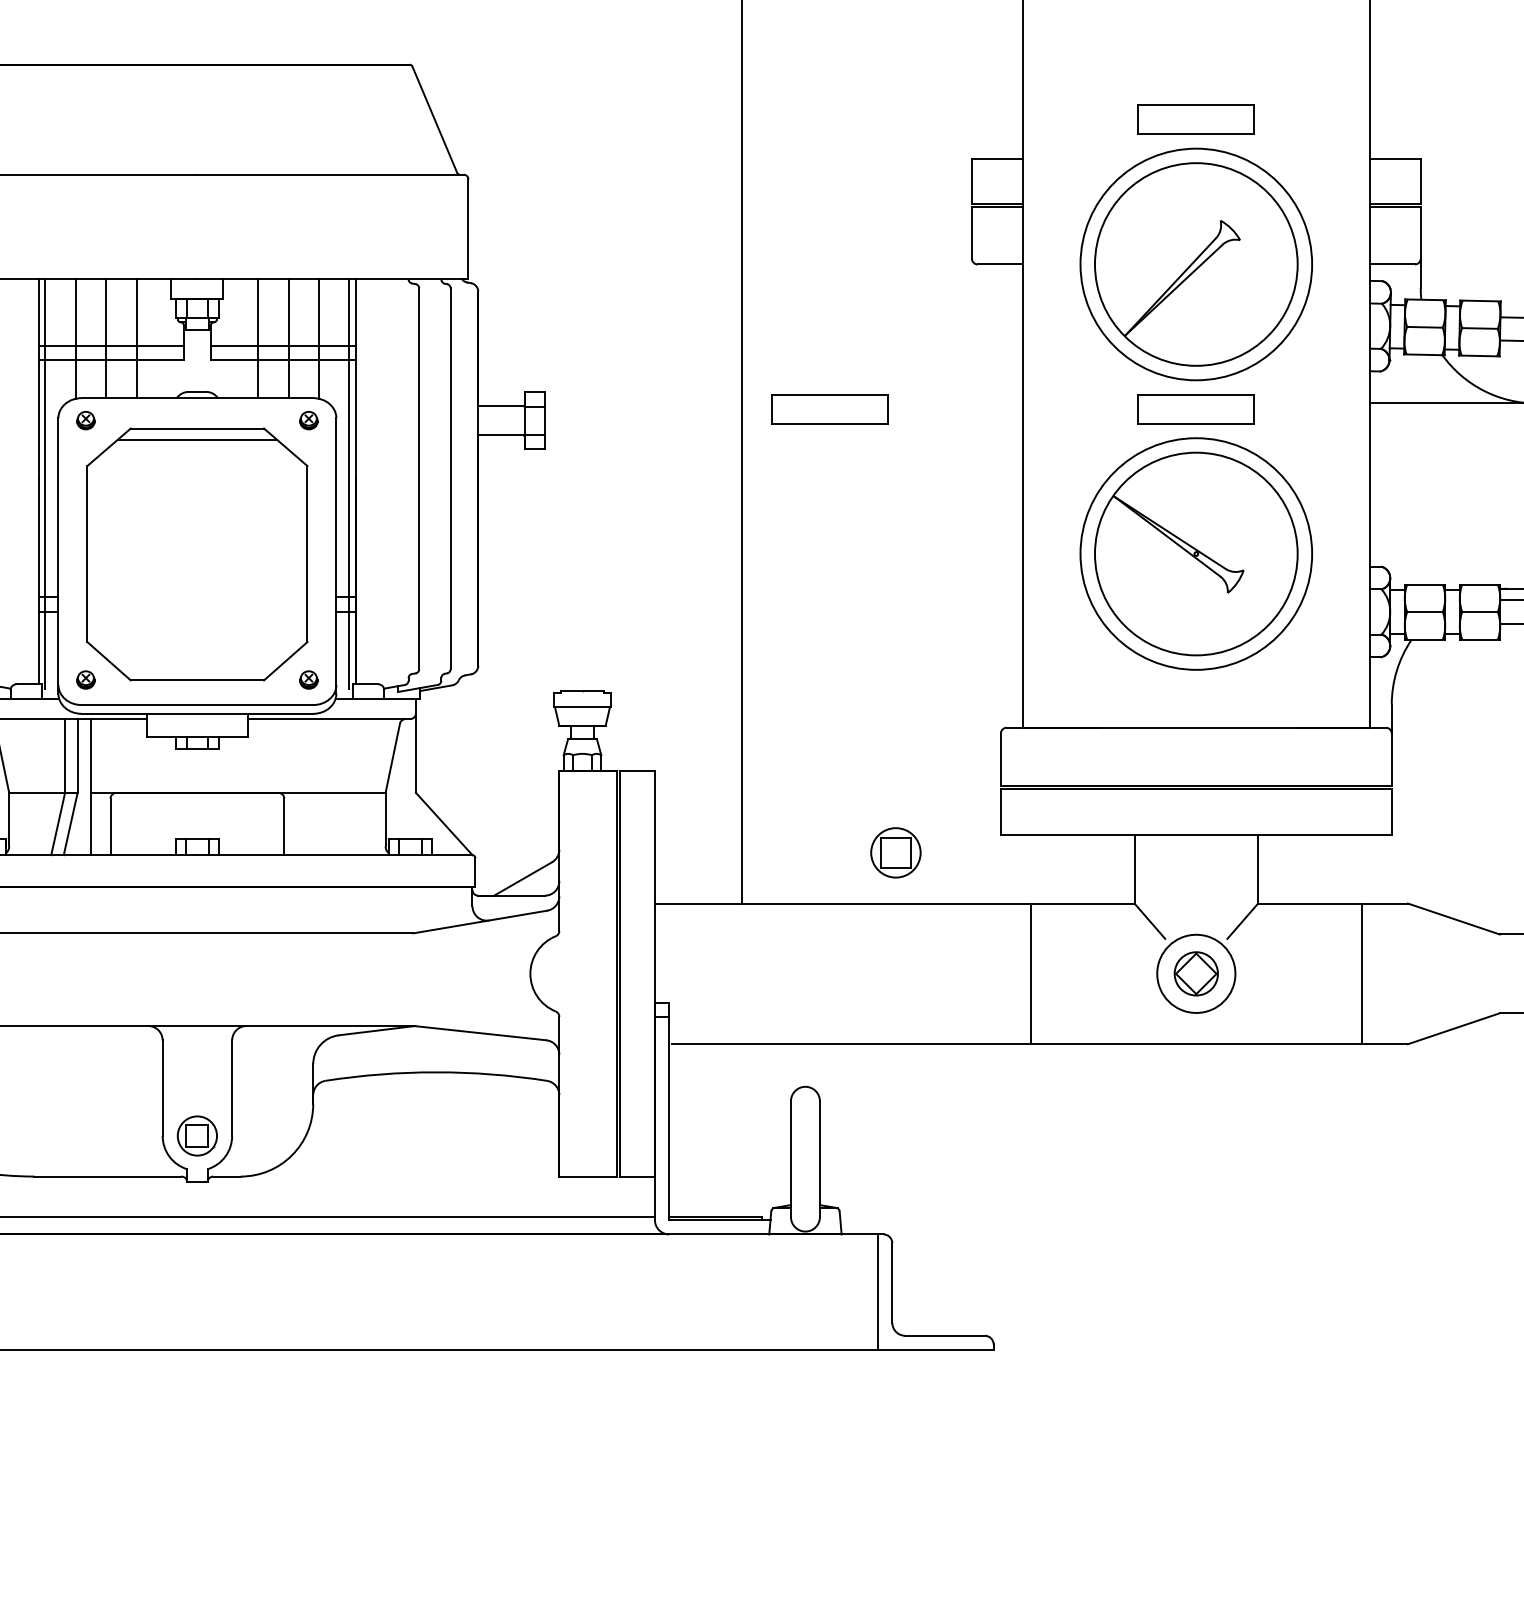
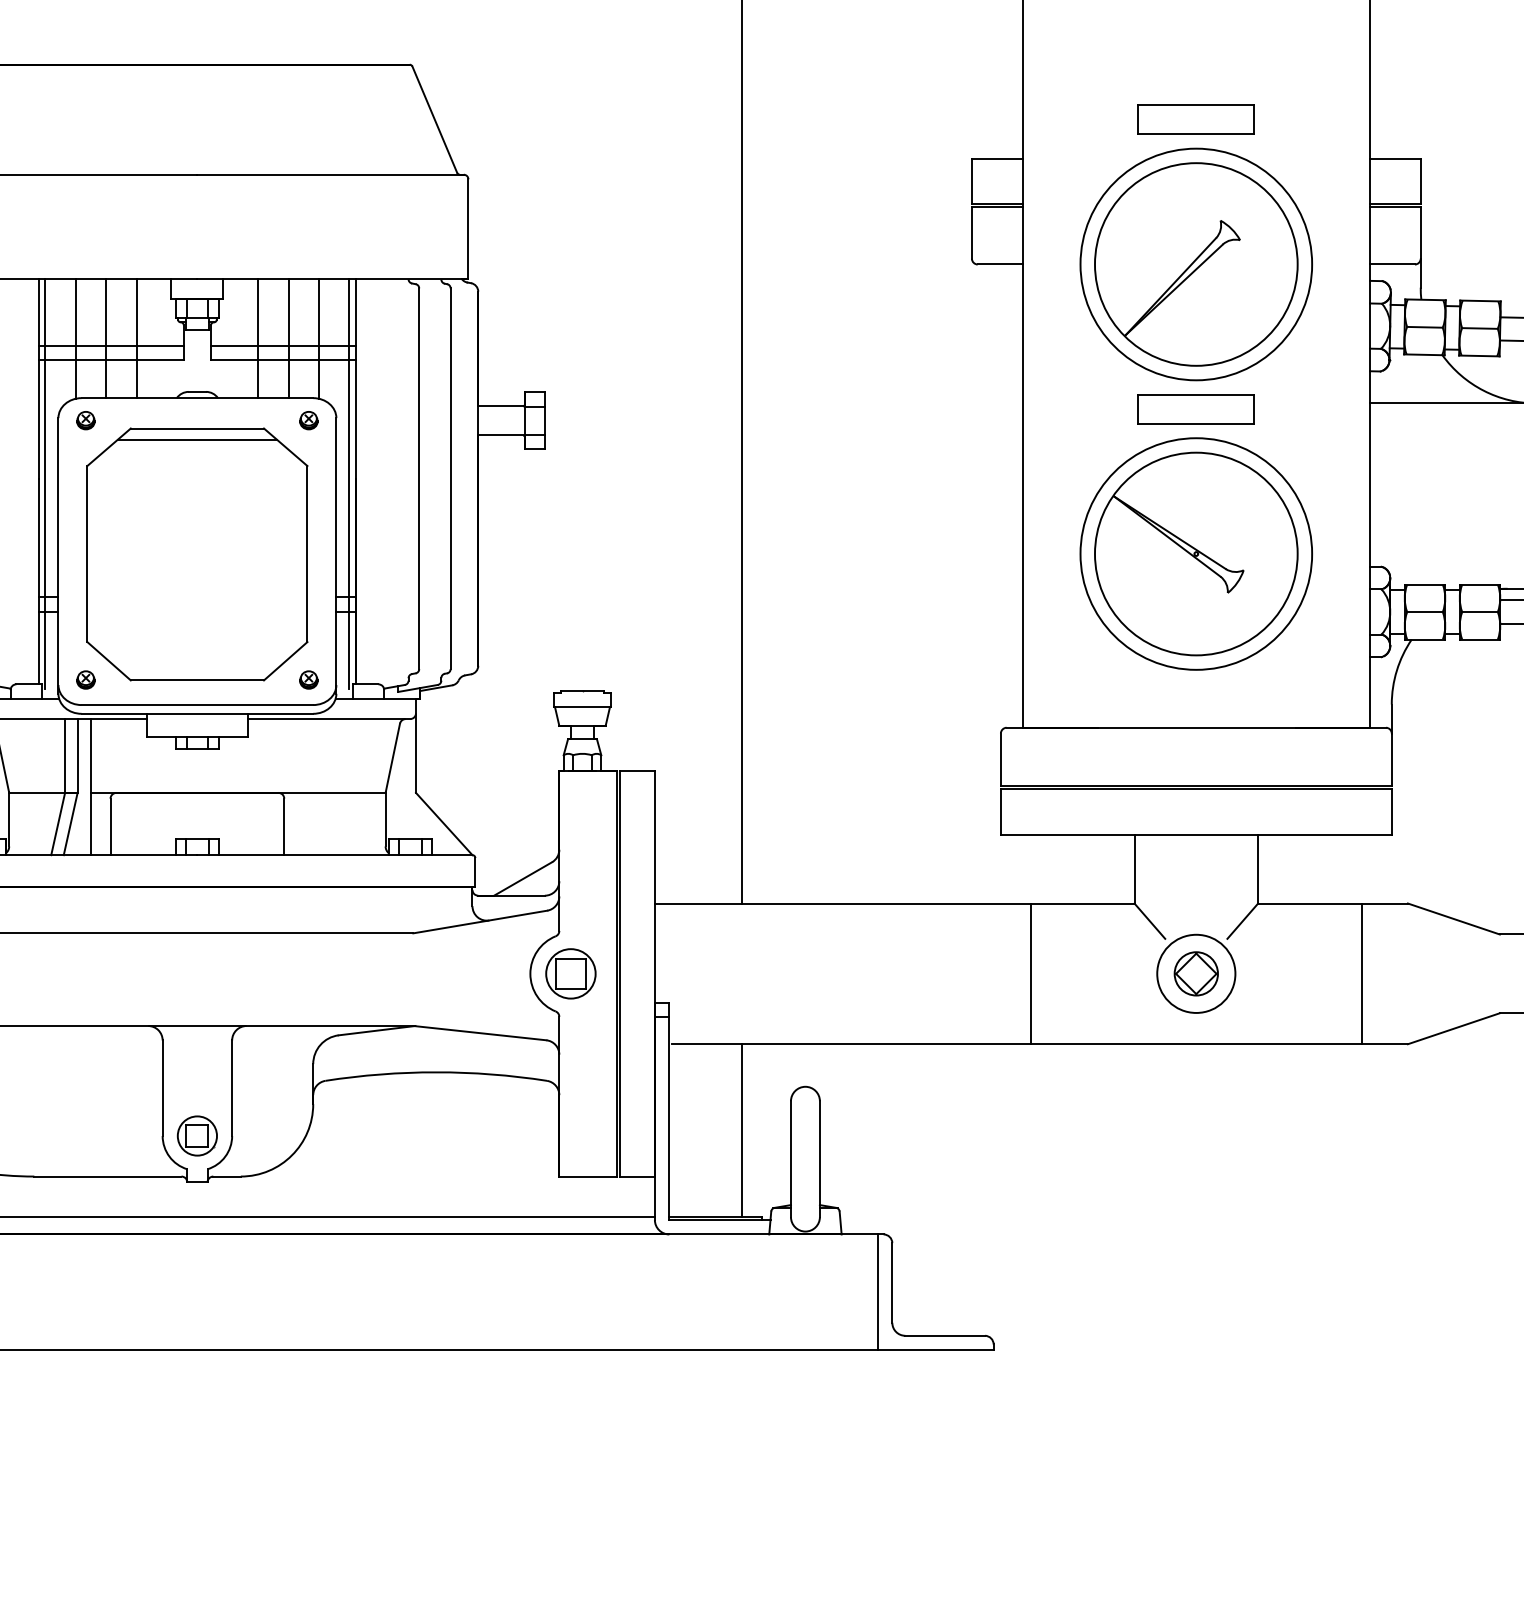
part: present -> none (829, 409)
part position: (895, 852) -> (570, 973) (570, 973)
line: none -> present (742, 1130)
